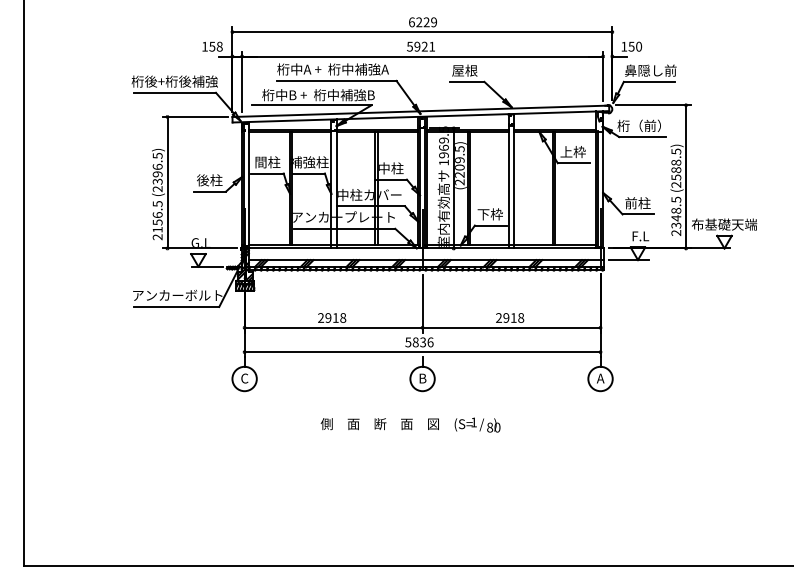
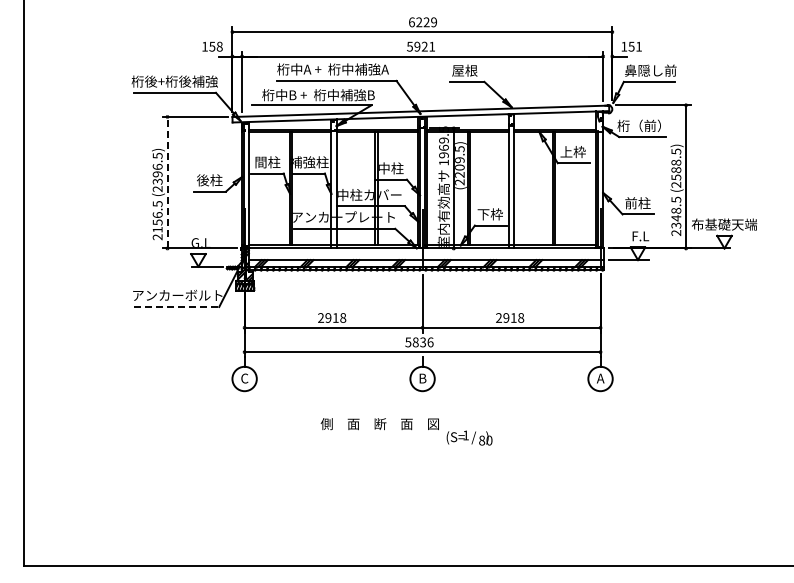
text: 150 -> 151 (639, 46)
line: solid -> dashed (167, 182)
line: solid -> dashed (176, 306)
text position: (477, 424) -> (469, 437) (469, 437)
